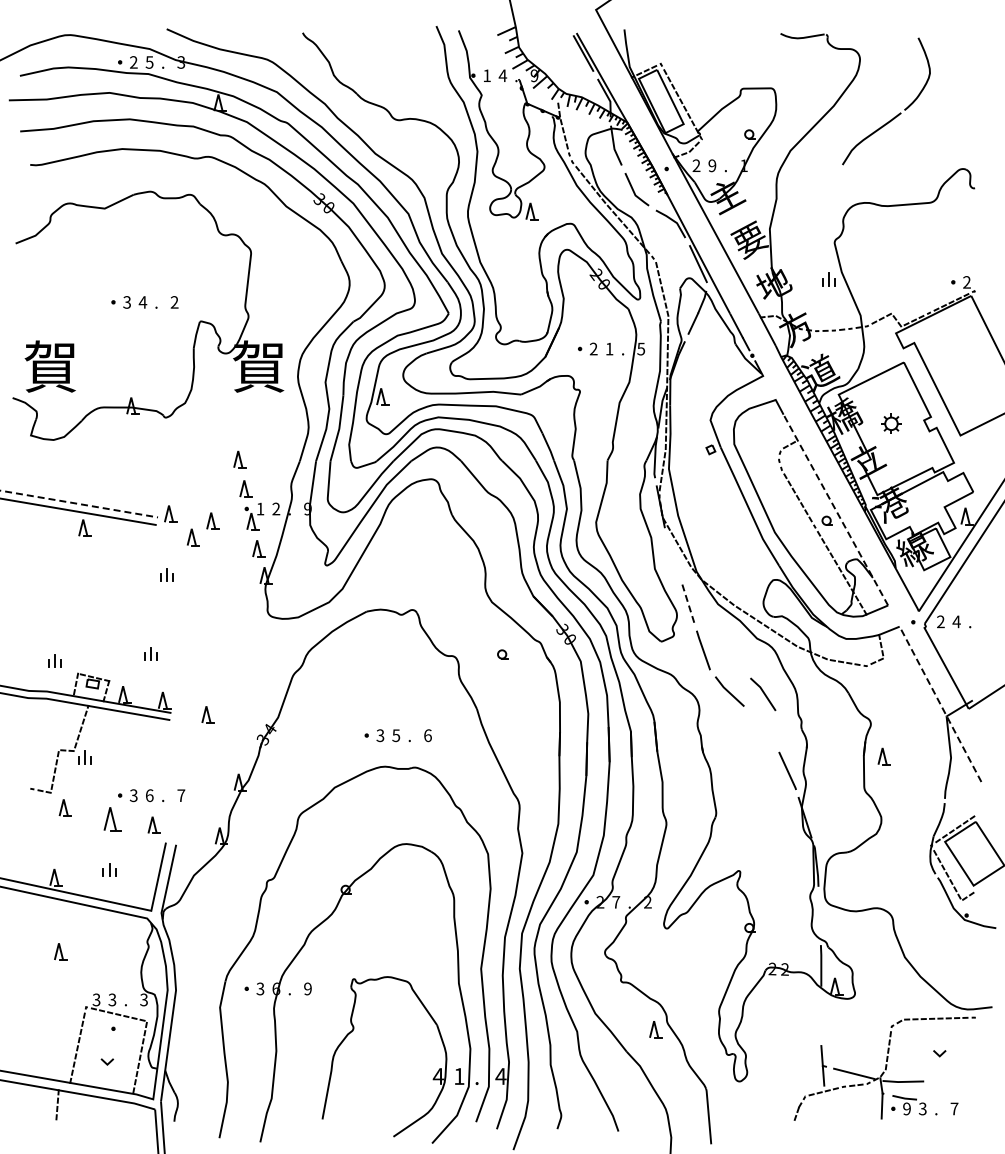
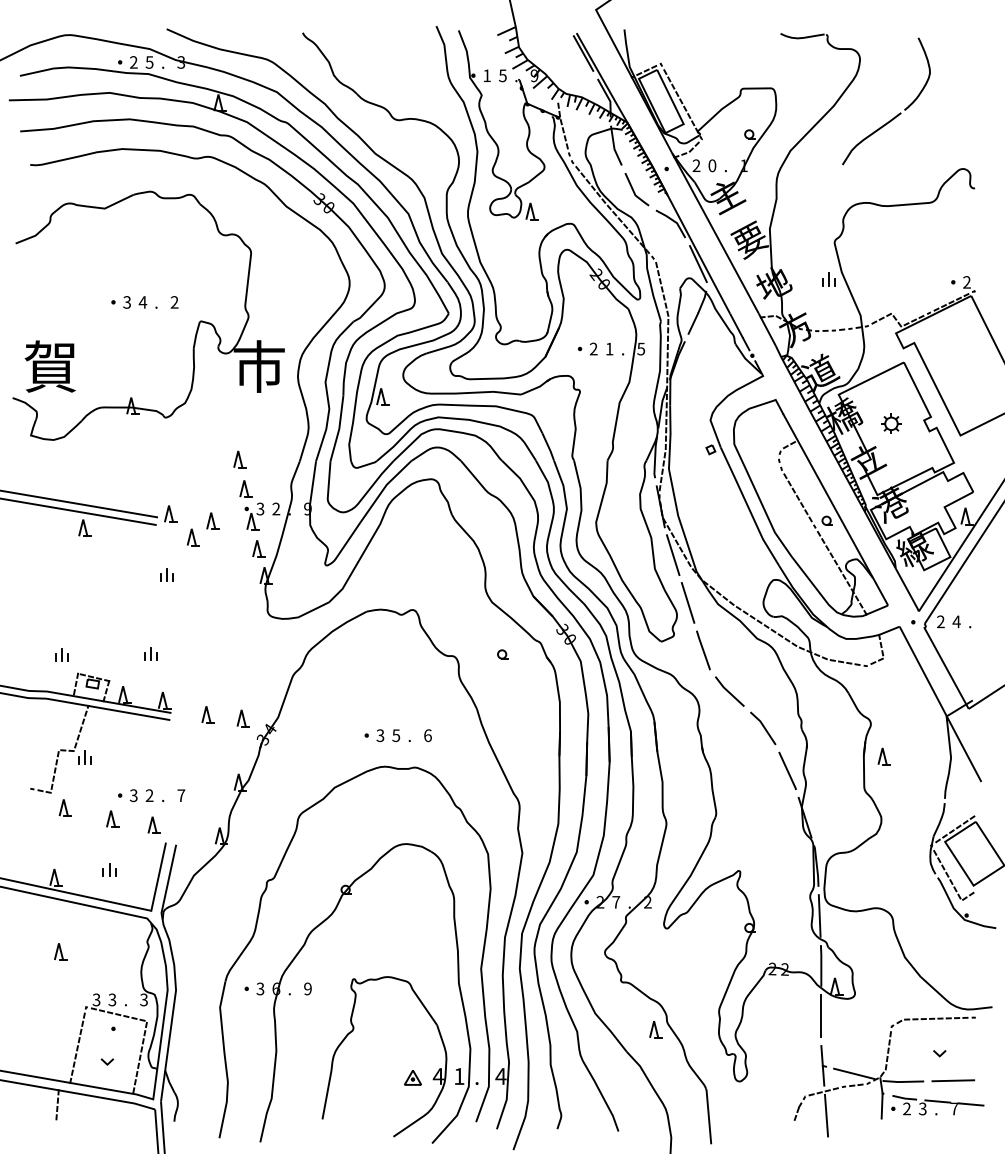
text: 4 -> 5 (502, 75)
text: 9 -> 0 (712, 165)
text: 賀 -> 市 (258, 366)
line: dashed -> solid (79, 504)
text: 1 -> 3 (260, 508)
line: dashed -> solid (835, 509)
line: none -> present (672, 555)
line: dashed -> solid (688, 602)
part position: (54, 660) -> (61, 654) (61, 654)
line position: (763, 694) -> (763, 728) (763, 728)
line: dashed -> solid (940, 704)
part: none -> present (242, 718)
text: 6 -> 2 (149, 795)
part size: 19x25 px -> 14x18 px (112, 818)
line: none -> present (819, 915)
line: none -> present (821, 1015)
part: none -> present (412, 1077)
line: none -> present (953, 1080)
line: none -> present (937, 1101)
line: none -> present (970, 1104)
text: 9 -> 2 (906, 1109)
line: none -> present (826, 1115)
